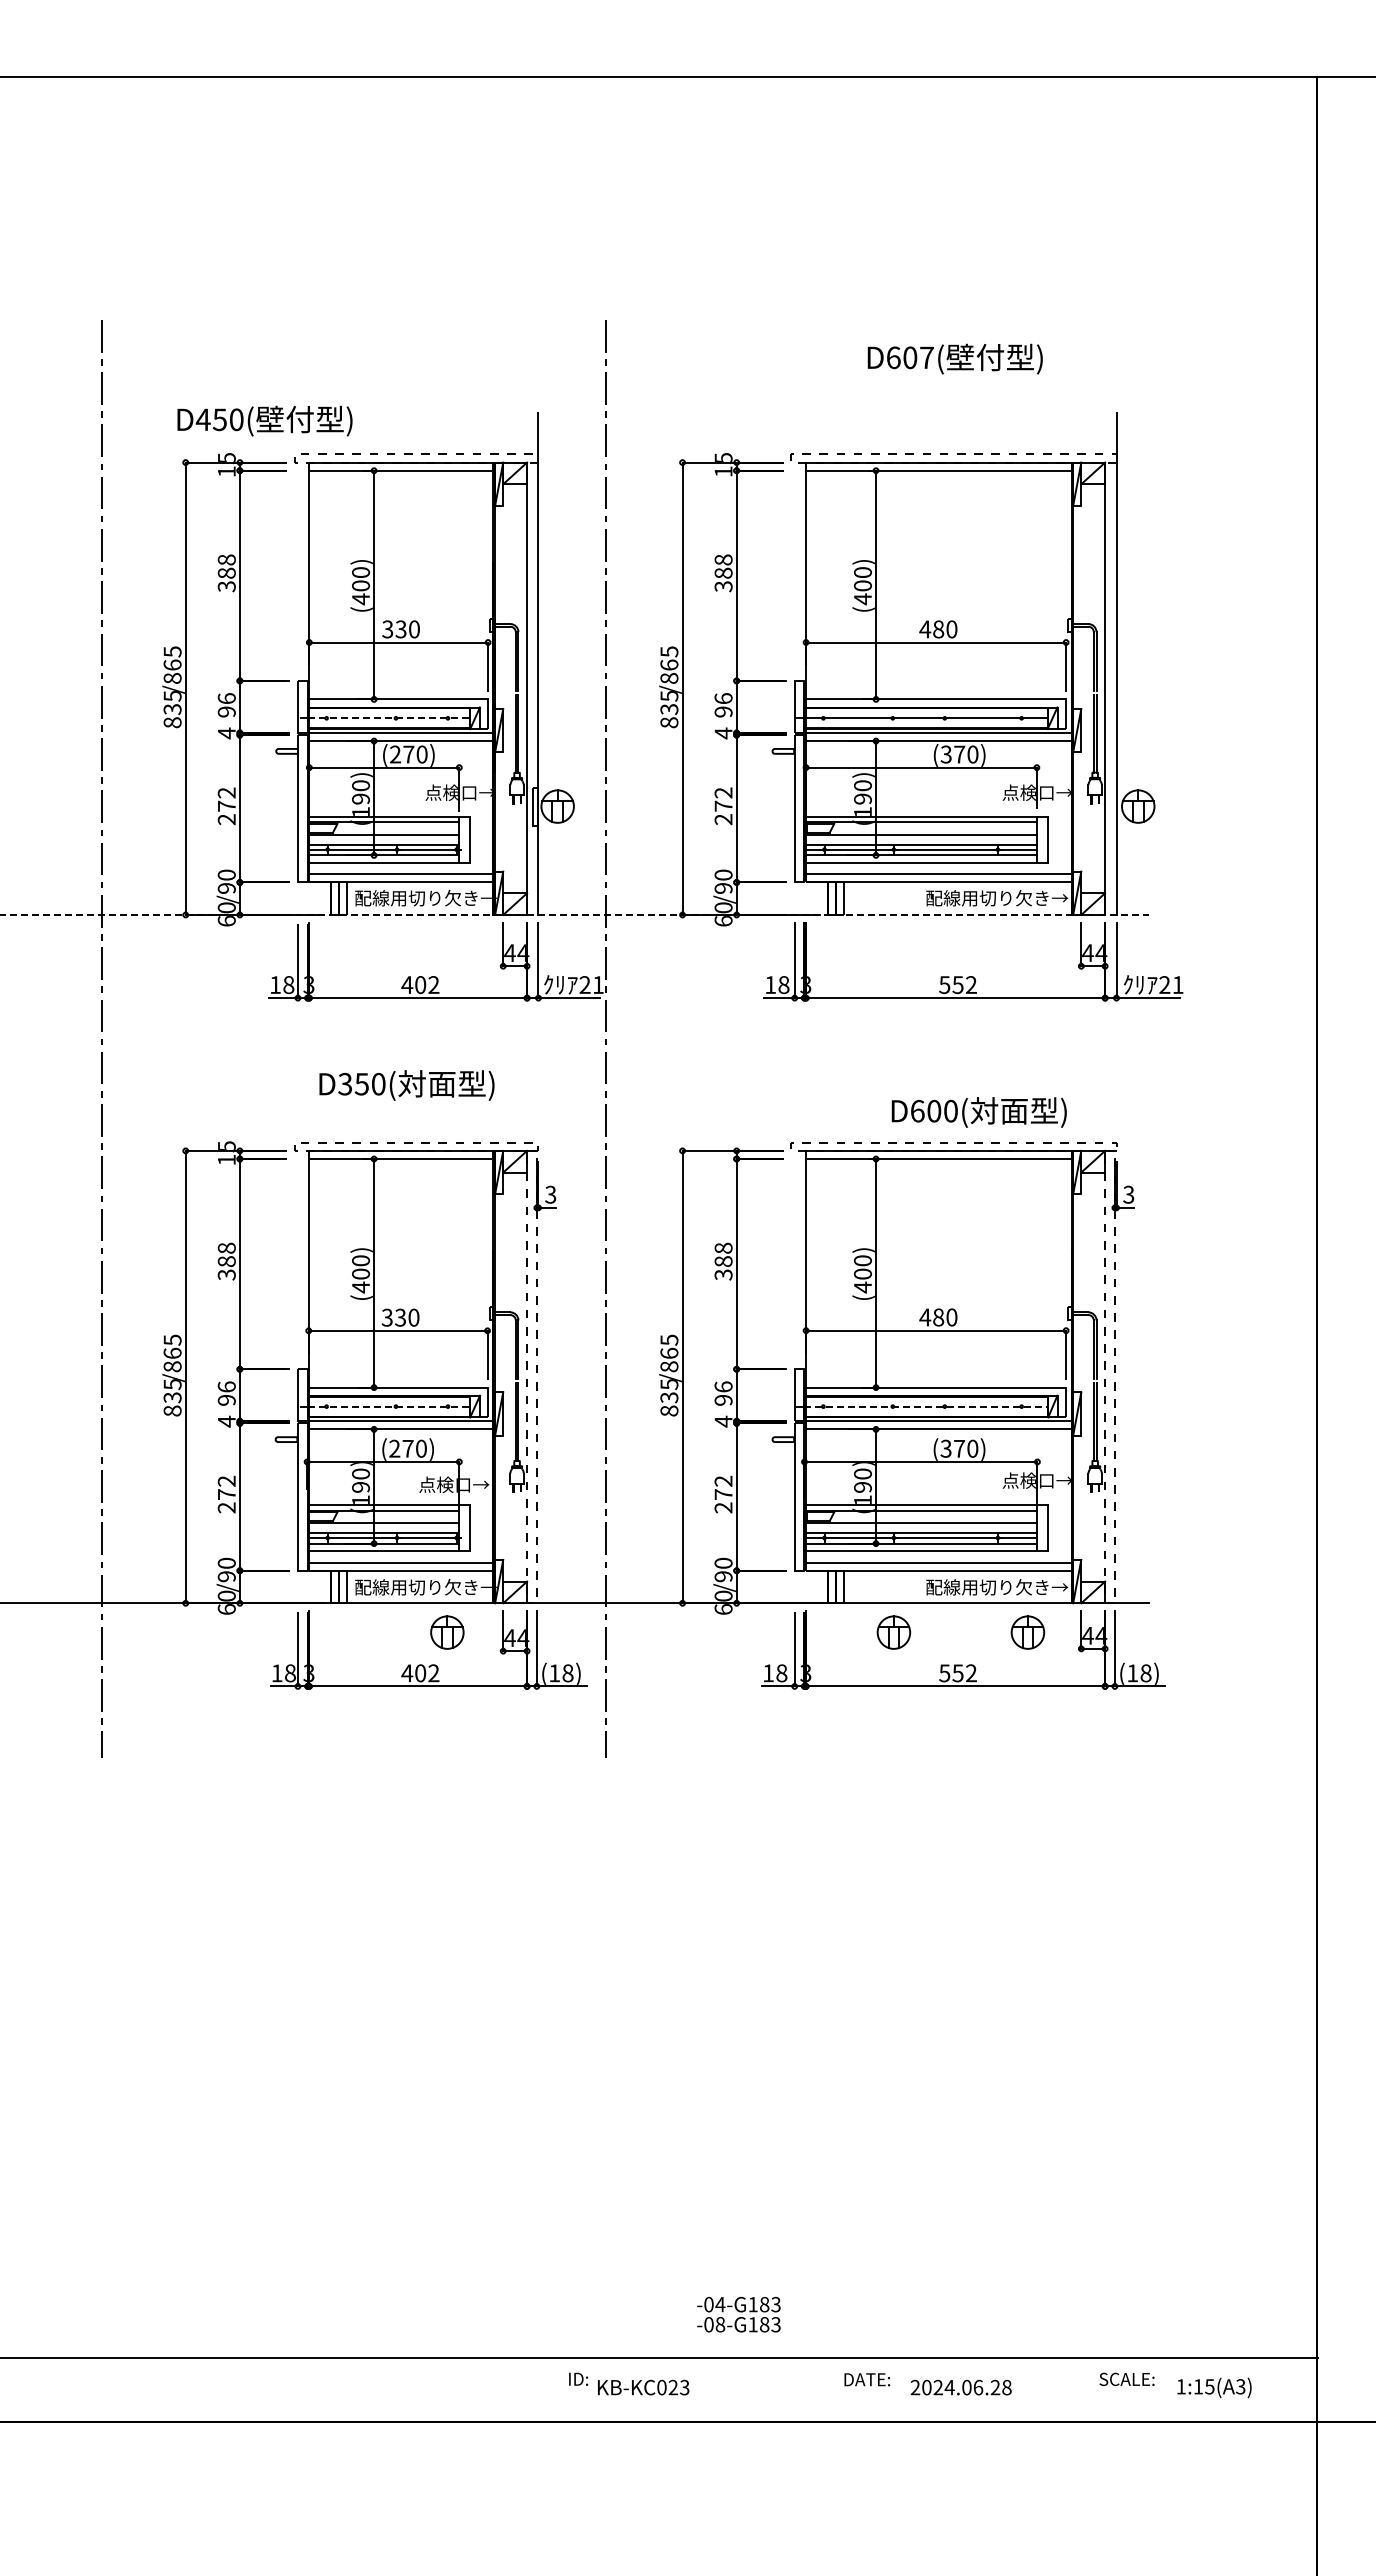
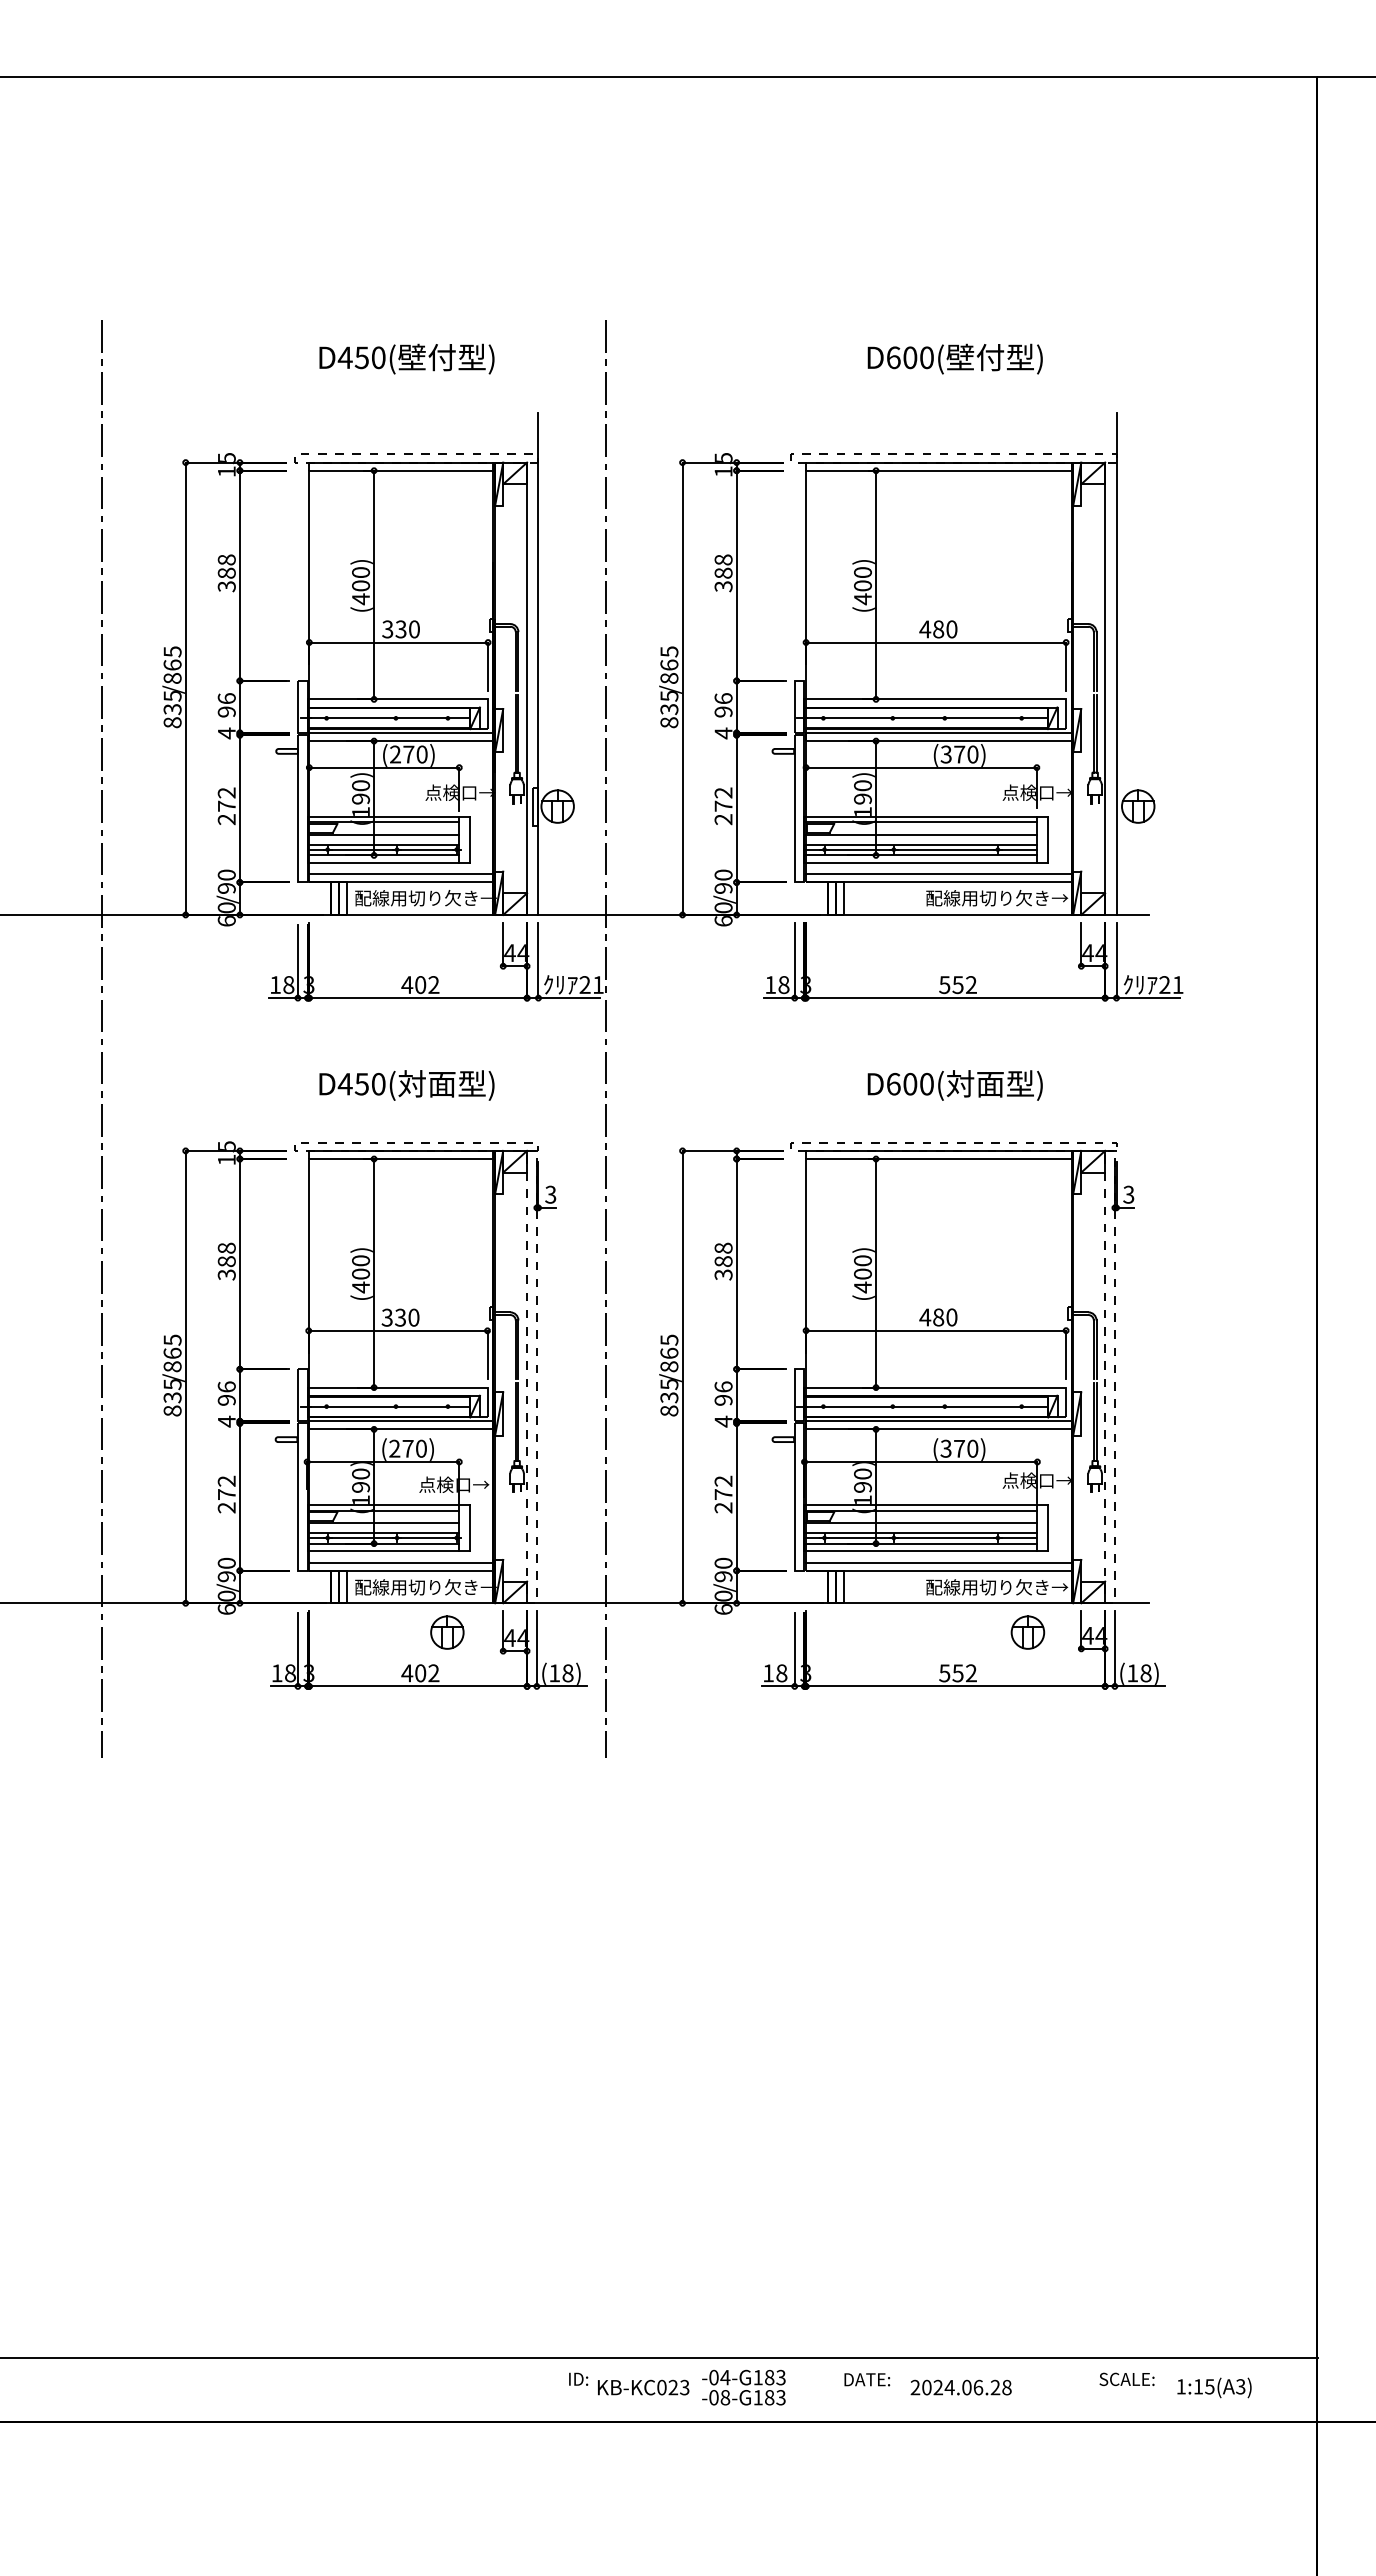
text: D607( -> D600( (926, 357)
text position: (264, 420) -> (406, 358) (406, 358)
line: dashed -> solid (389, 718)
line: dashed -> solid (575, 914)
text: D350( -> D450( (344, 1083)
text position: (978, 1112) -> (954, 1085) (954, 1085)
line: dashed -> solid (389, 1406)
line: dashed -> solid (926, 1406)
part: present -> none (893, 1632)
text position: (738, 2314) -> (743, 2387) (743, 2387)
